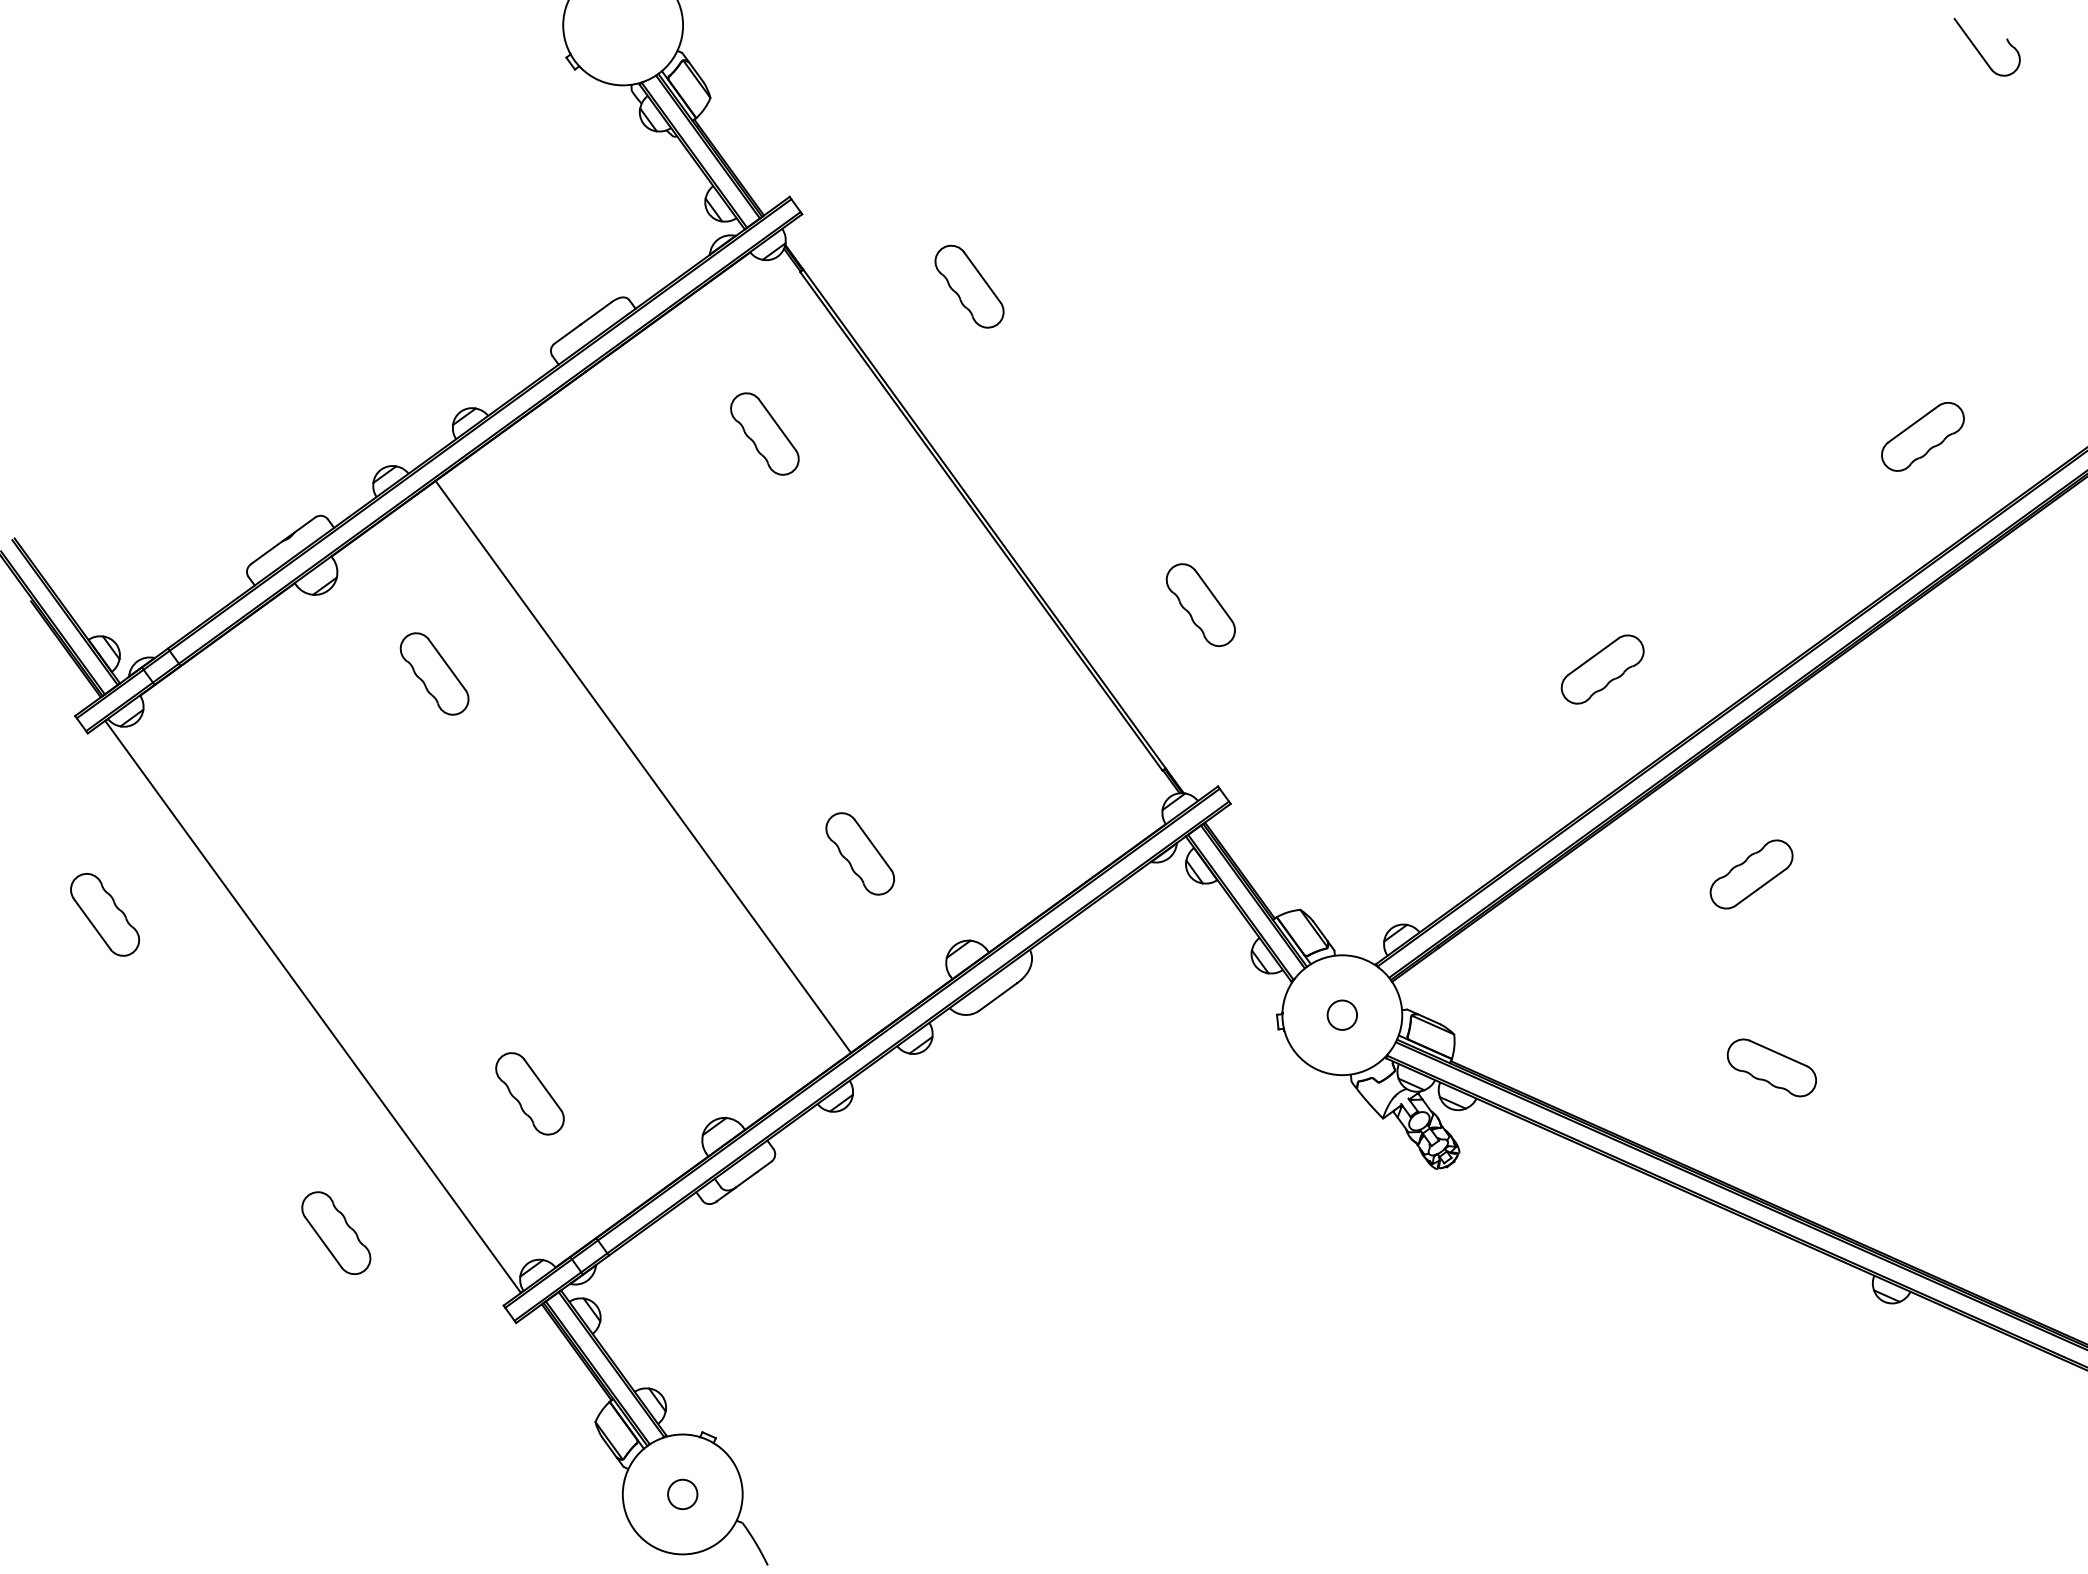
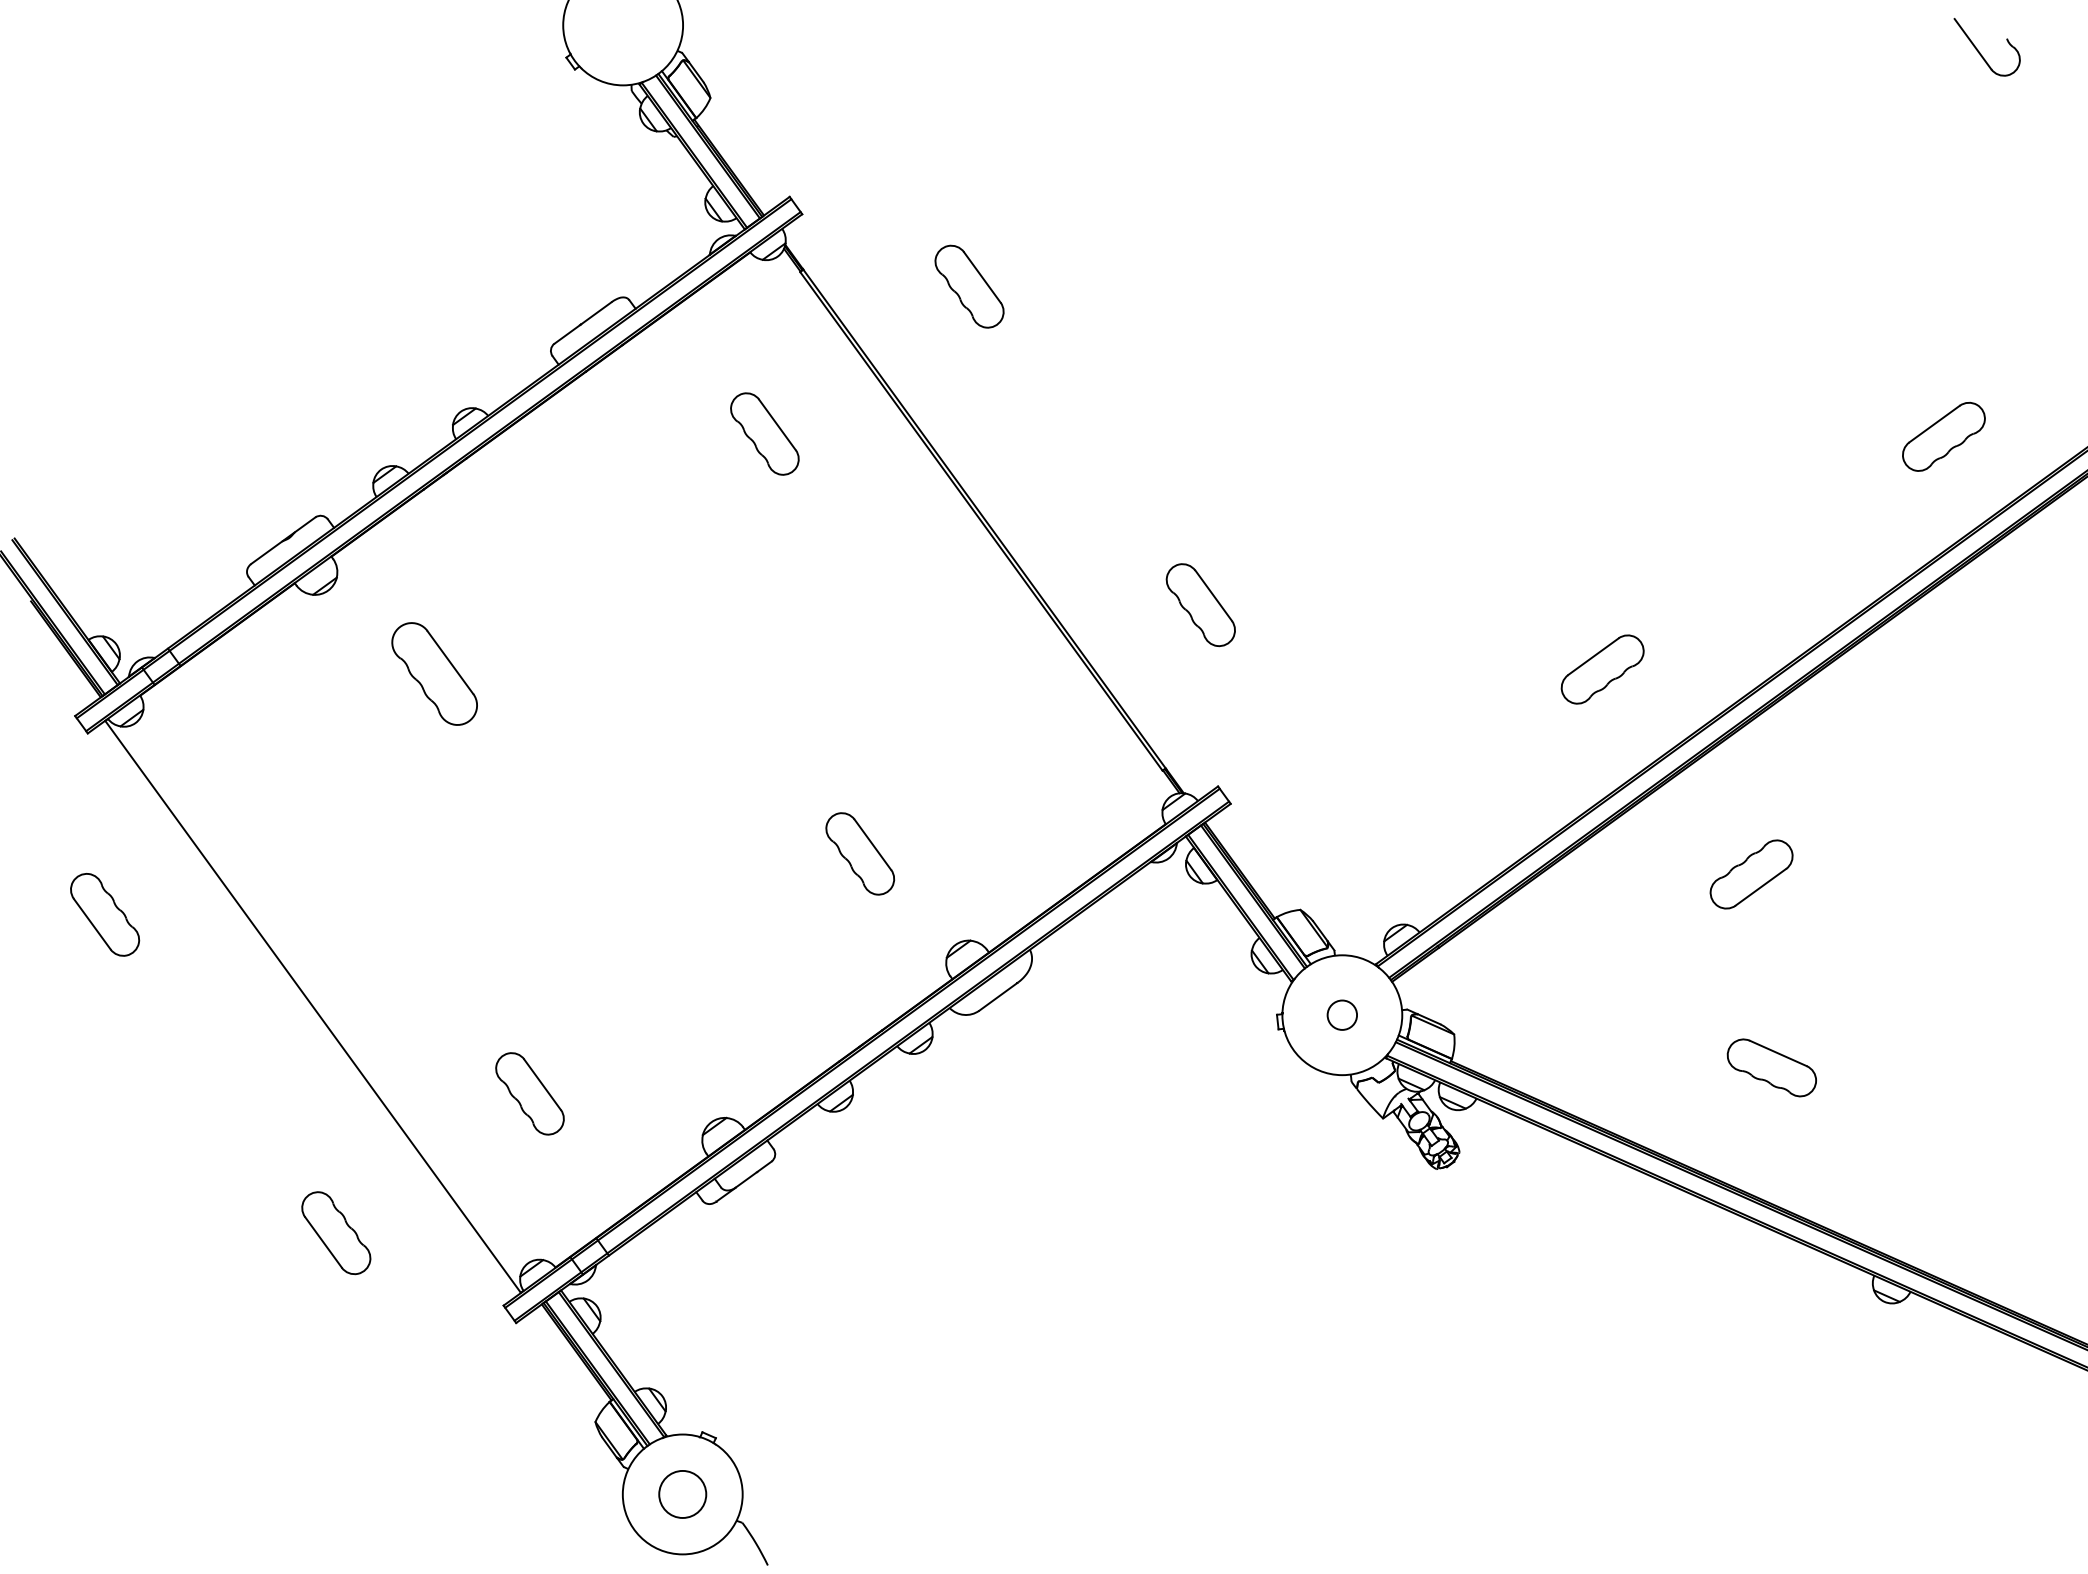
part position: (1922, 436) -> (1943, 436) (1943, 436)
part size: 71x84 px -> 87x104 px (434, 673)
line: present -> none (643, 766)
circle diameter: 29 px -> 47 px (682, 1493)
